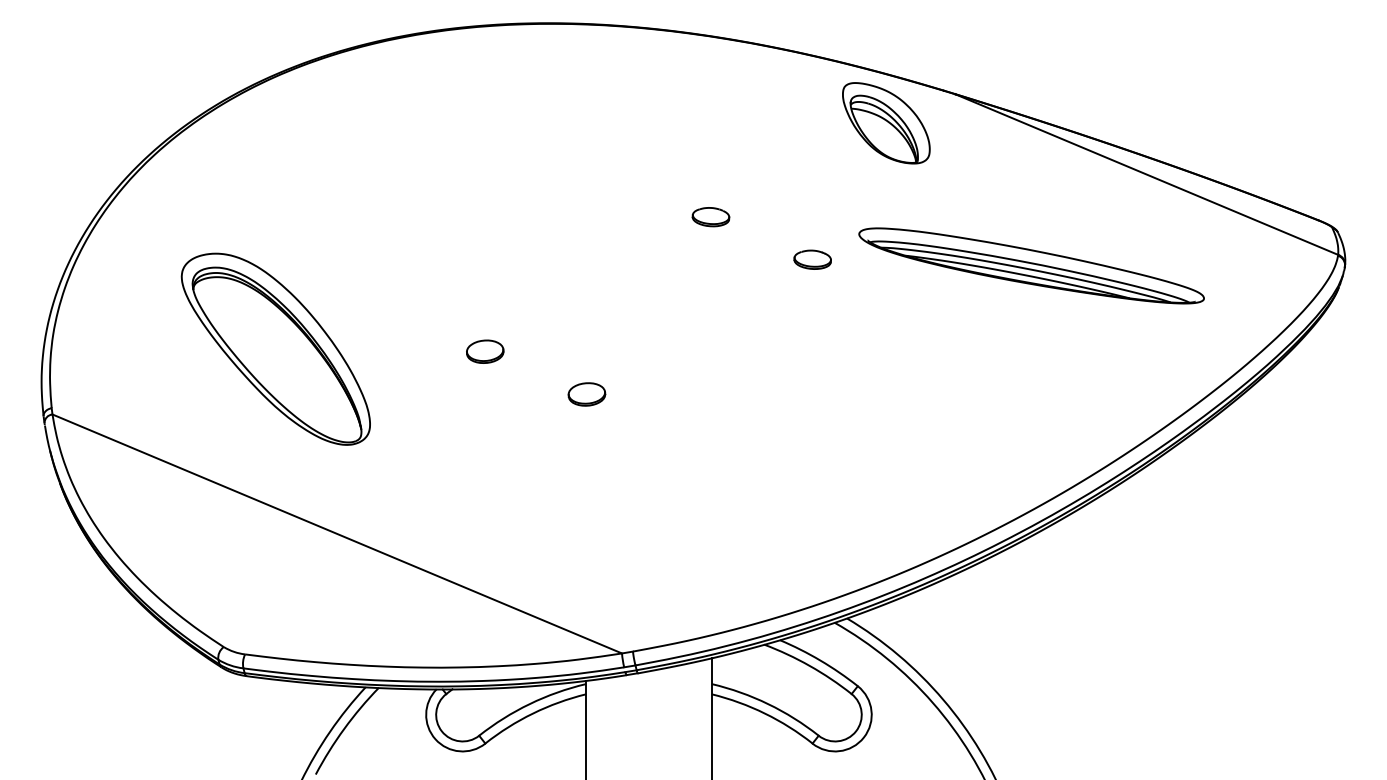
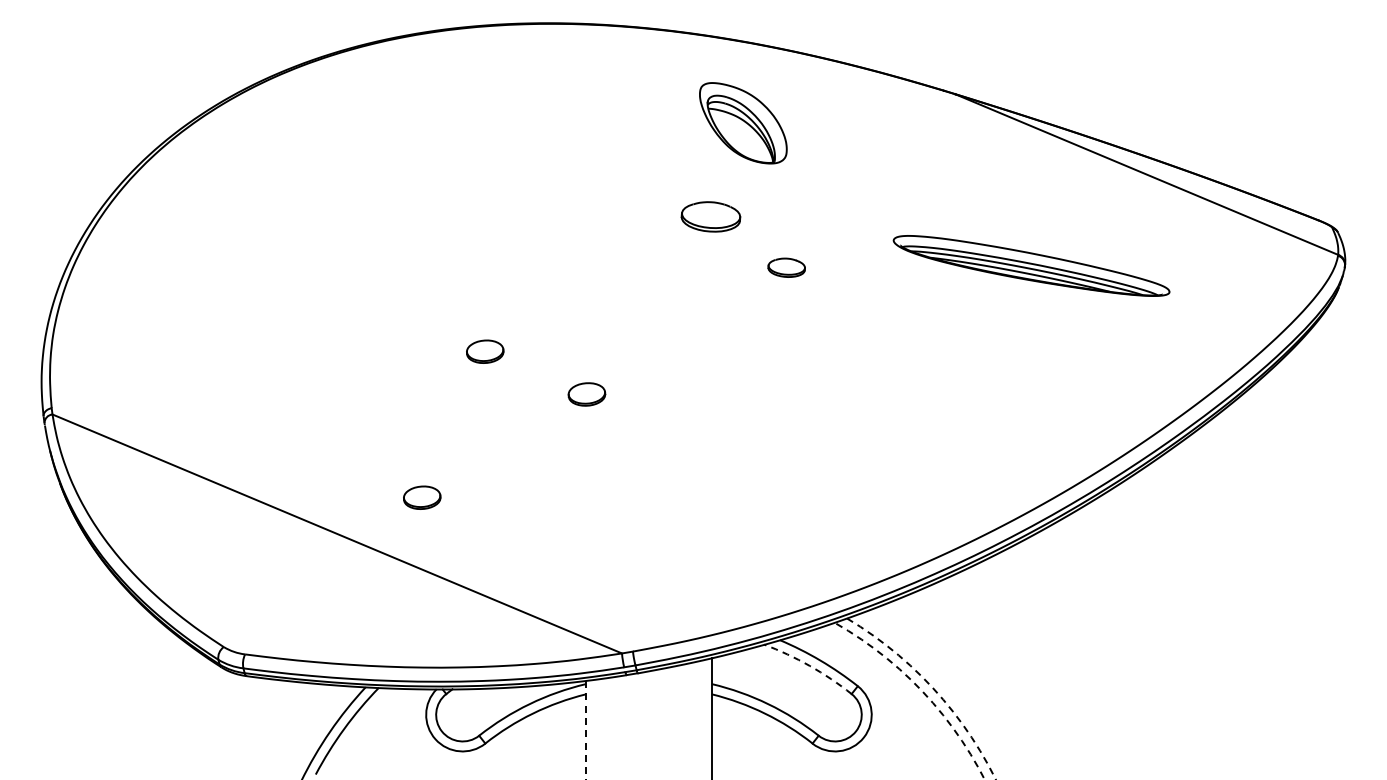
part position: (886, 123) -> (743, 123) (743, 123)
part size: 40x21 px -> 62x32 px (710, 216)
part position: (812, 259) -> (786, 267) (786, 267)
part size: 347x78 px -> 279x62 px (1031, 265)
part: present -> none (275, 348)
part: none -> present (422, 497)
arc: solid -> dashed (809, 665)
arc: solid -> dashed (932, 688)
arc: solid -> dashed (920, 689)
line: solid -> dashed (585, 730)
